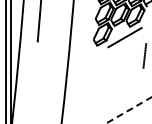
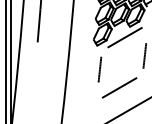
line: none -> present (99, 69)
line: none -> present (119, 87)
line: dashed -> solid (129, 110)
